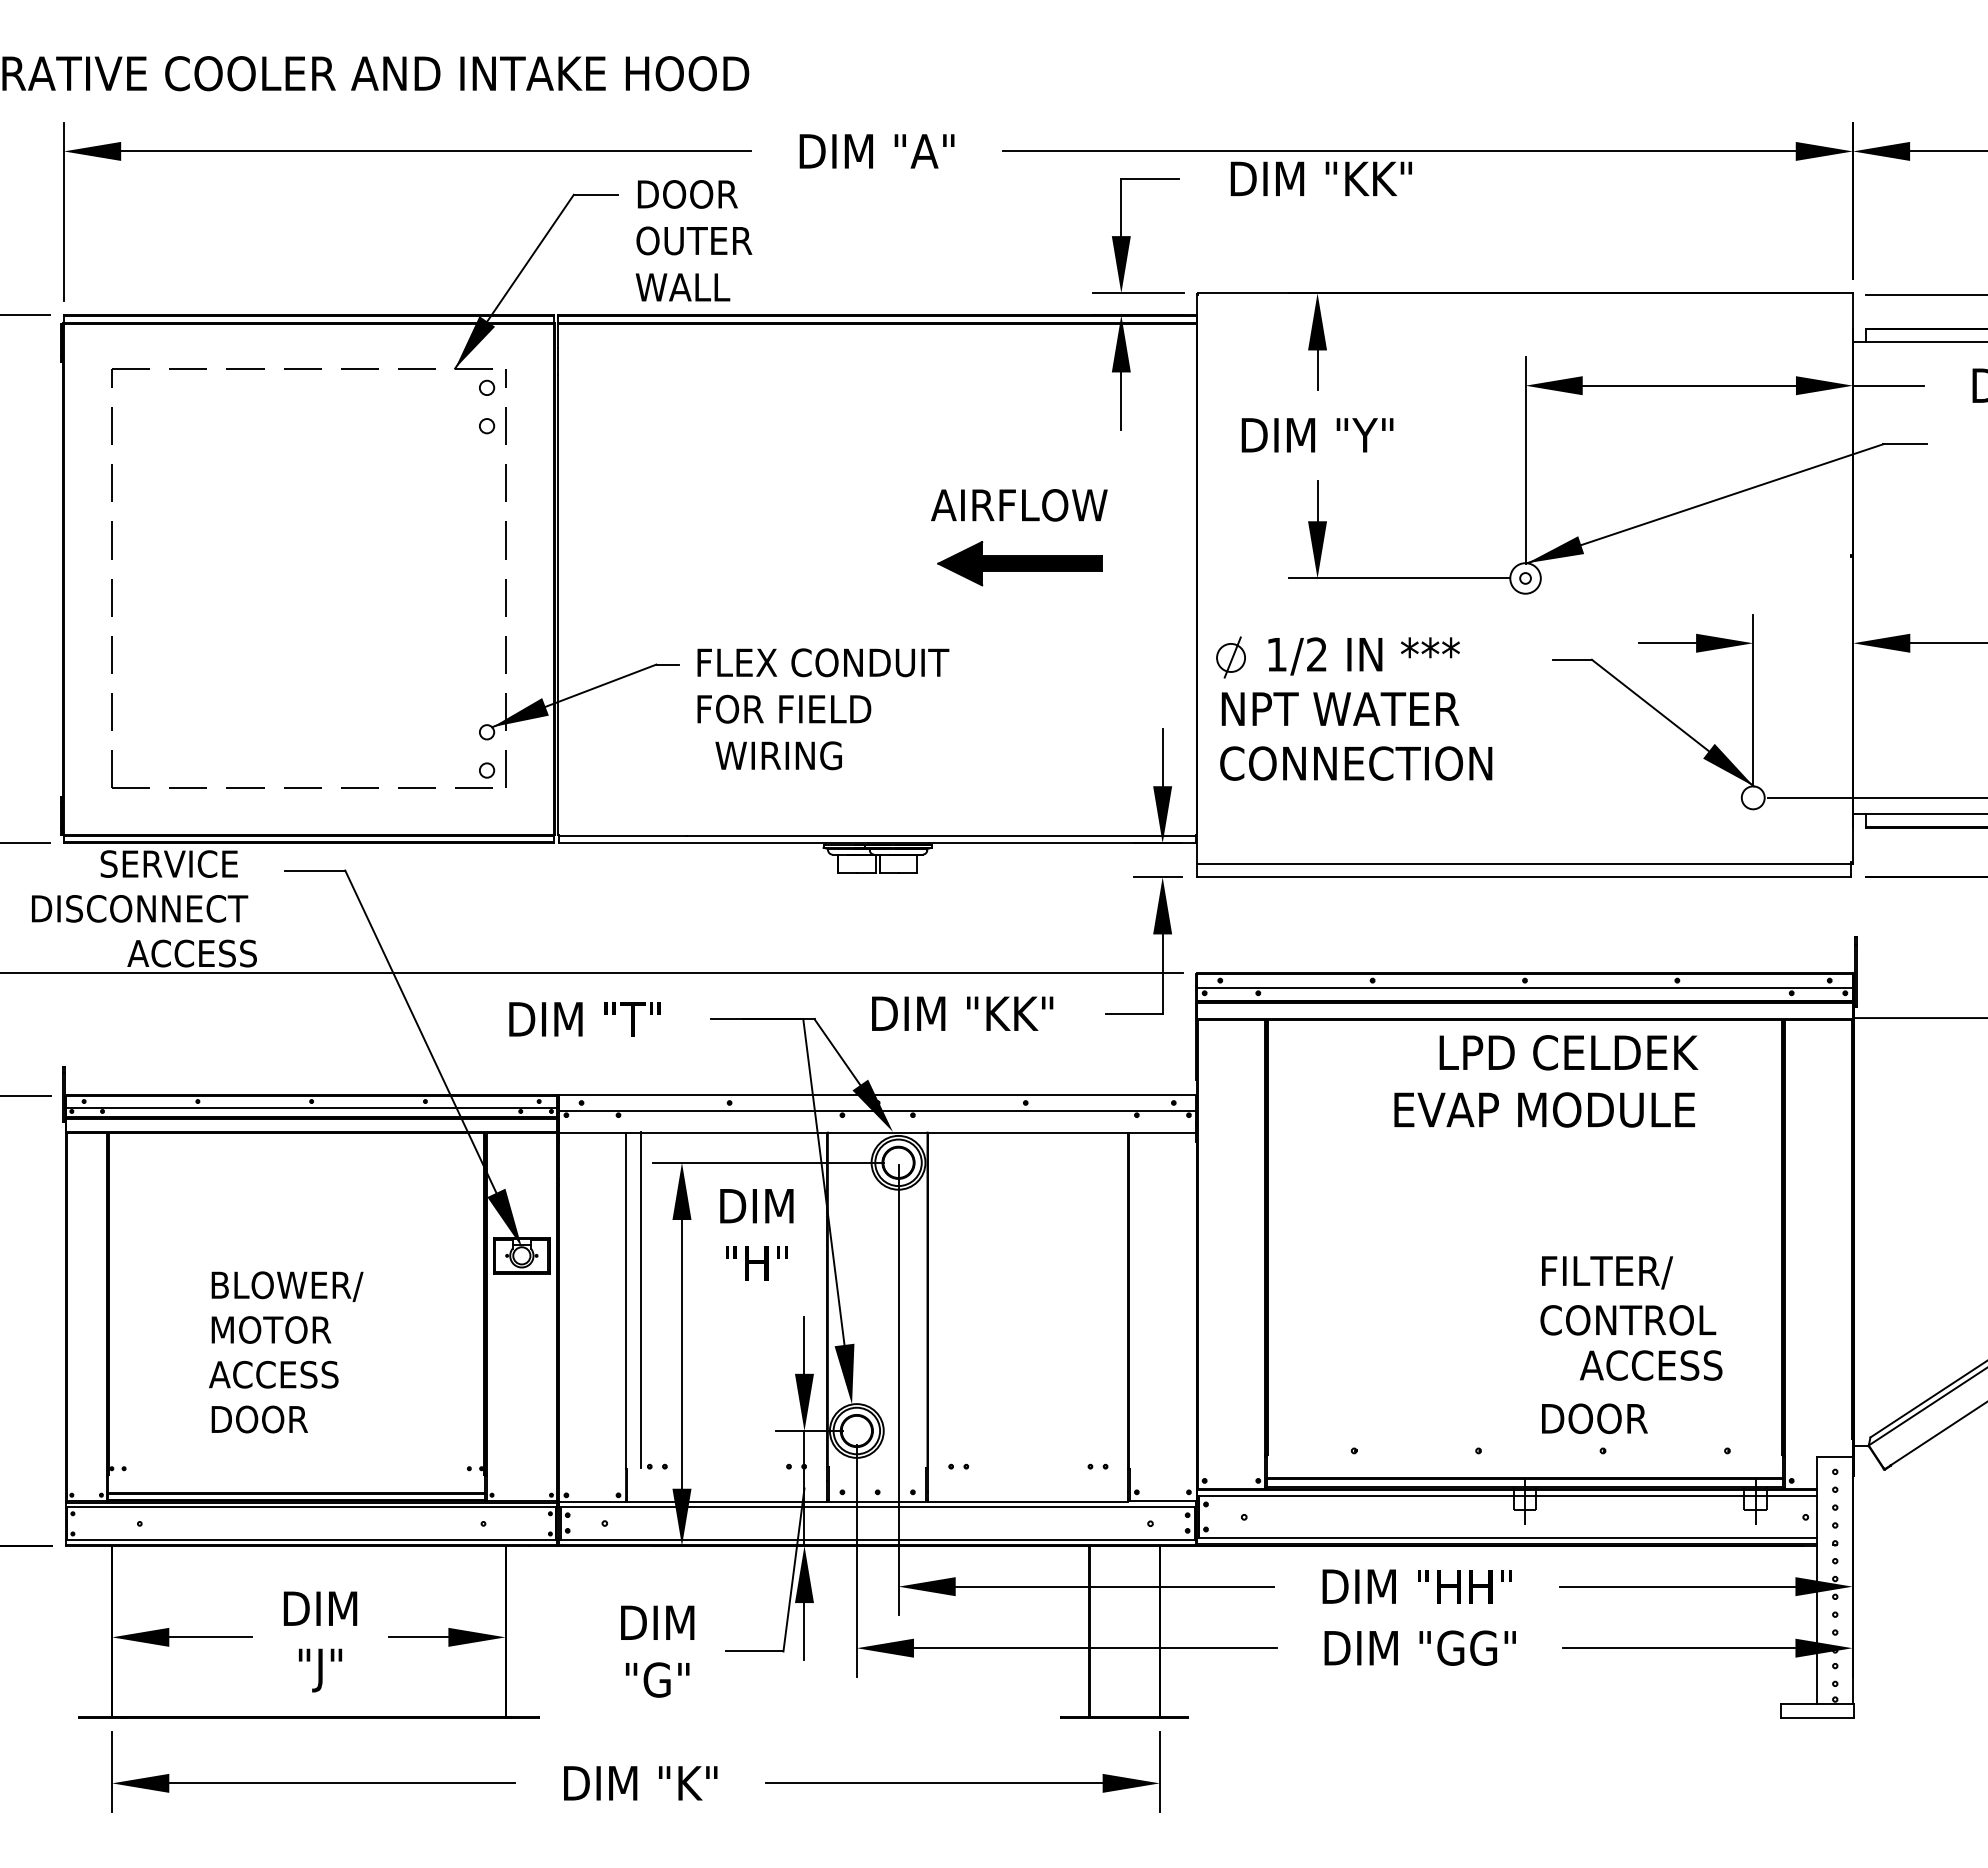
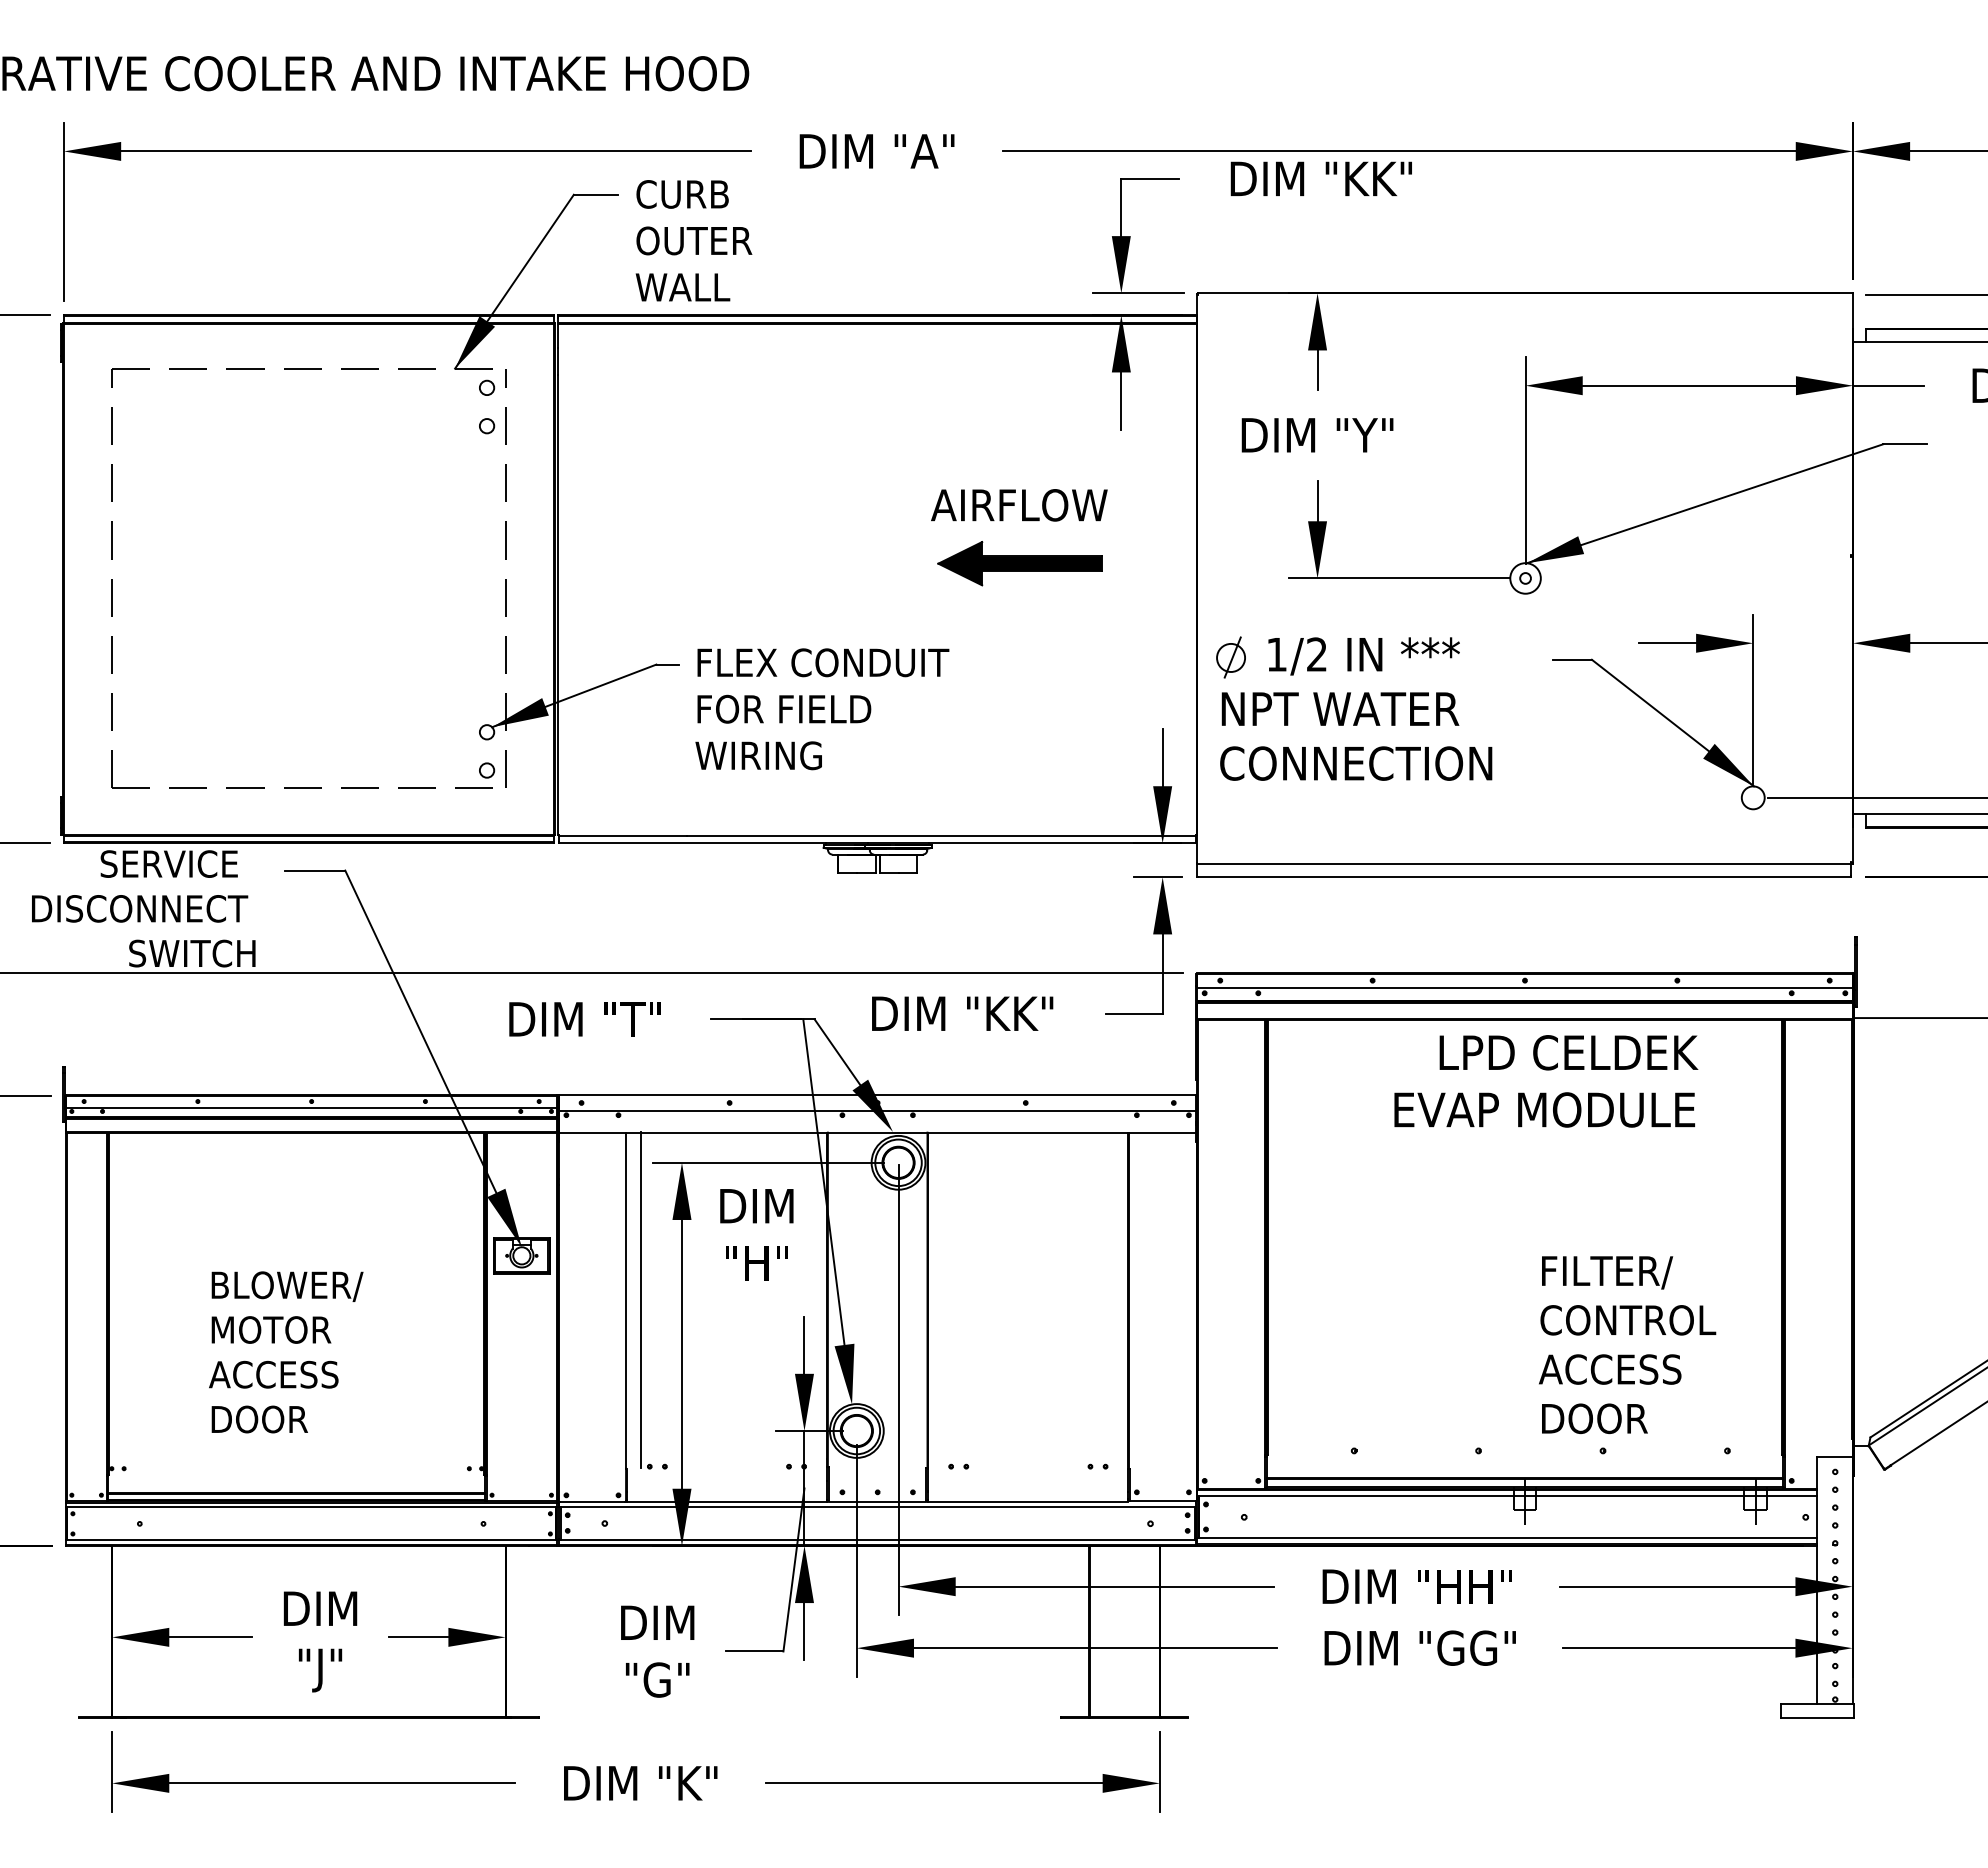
text: DOOR -> CURB (686, 194)
text position: (778, 755) -> (758, 755) (758, 755)
text: ACCESS -> SWITCH (191, 953)
text position: (1651, 1365) -> (1610, 1369) (1610, 1369)
